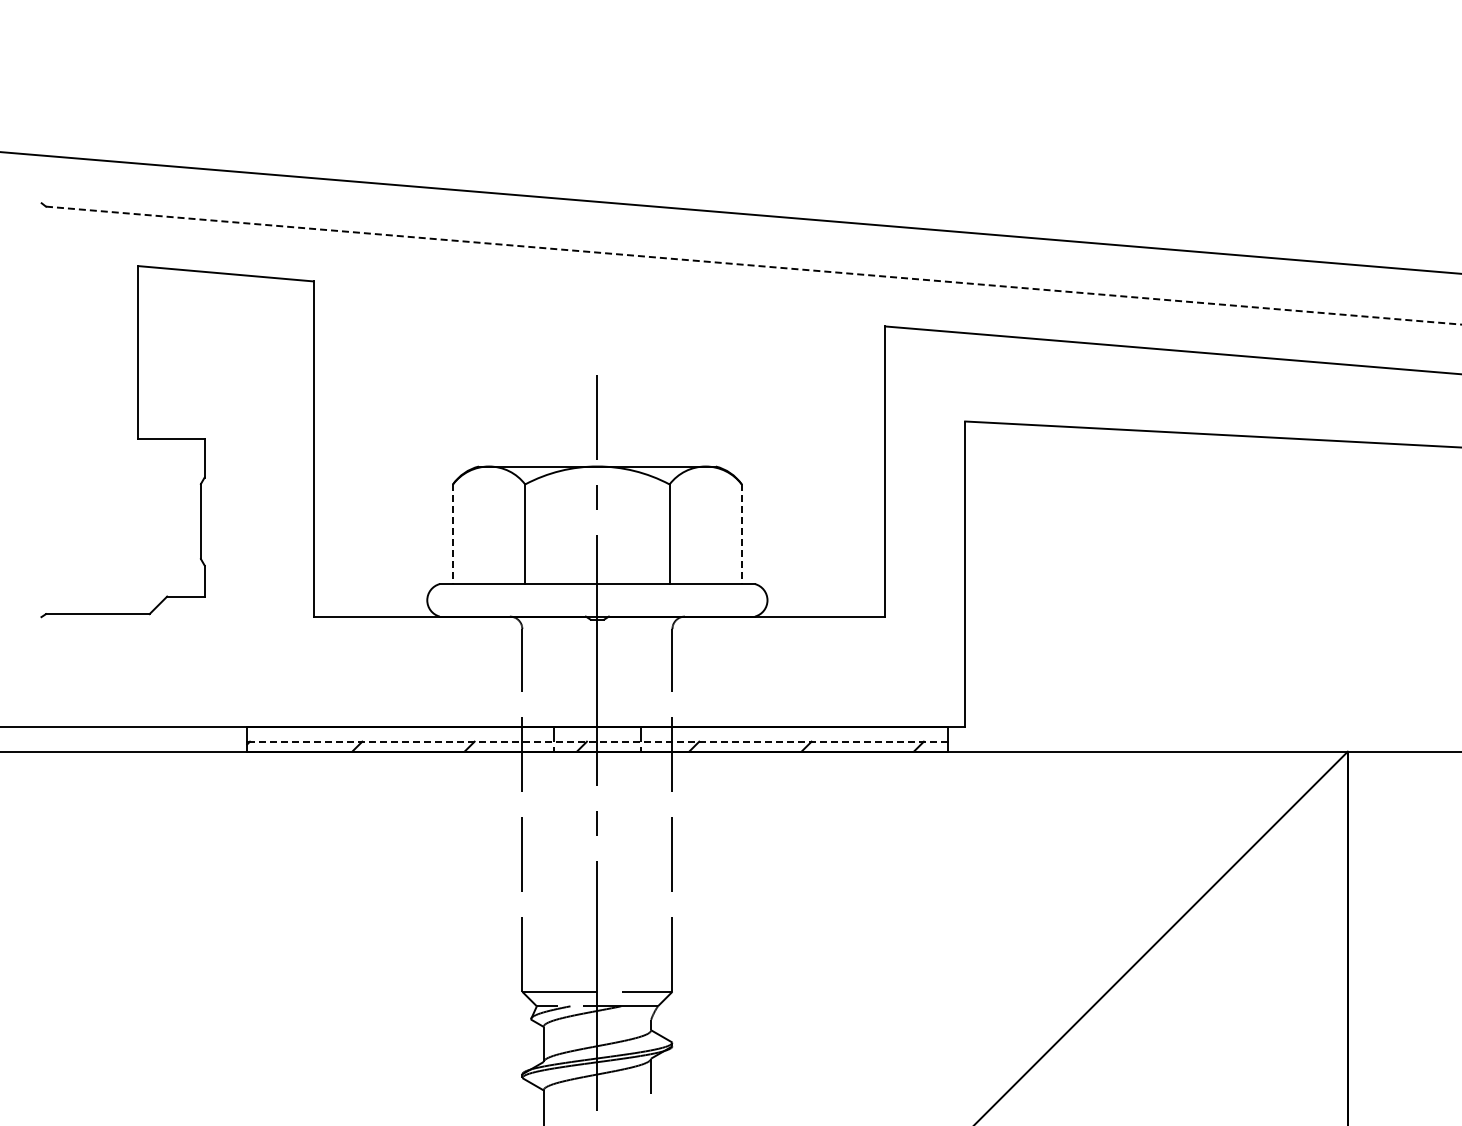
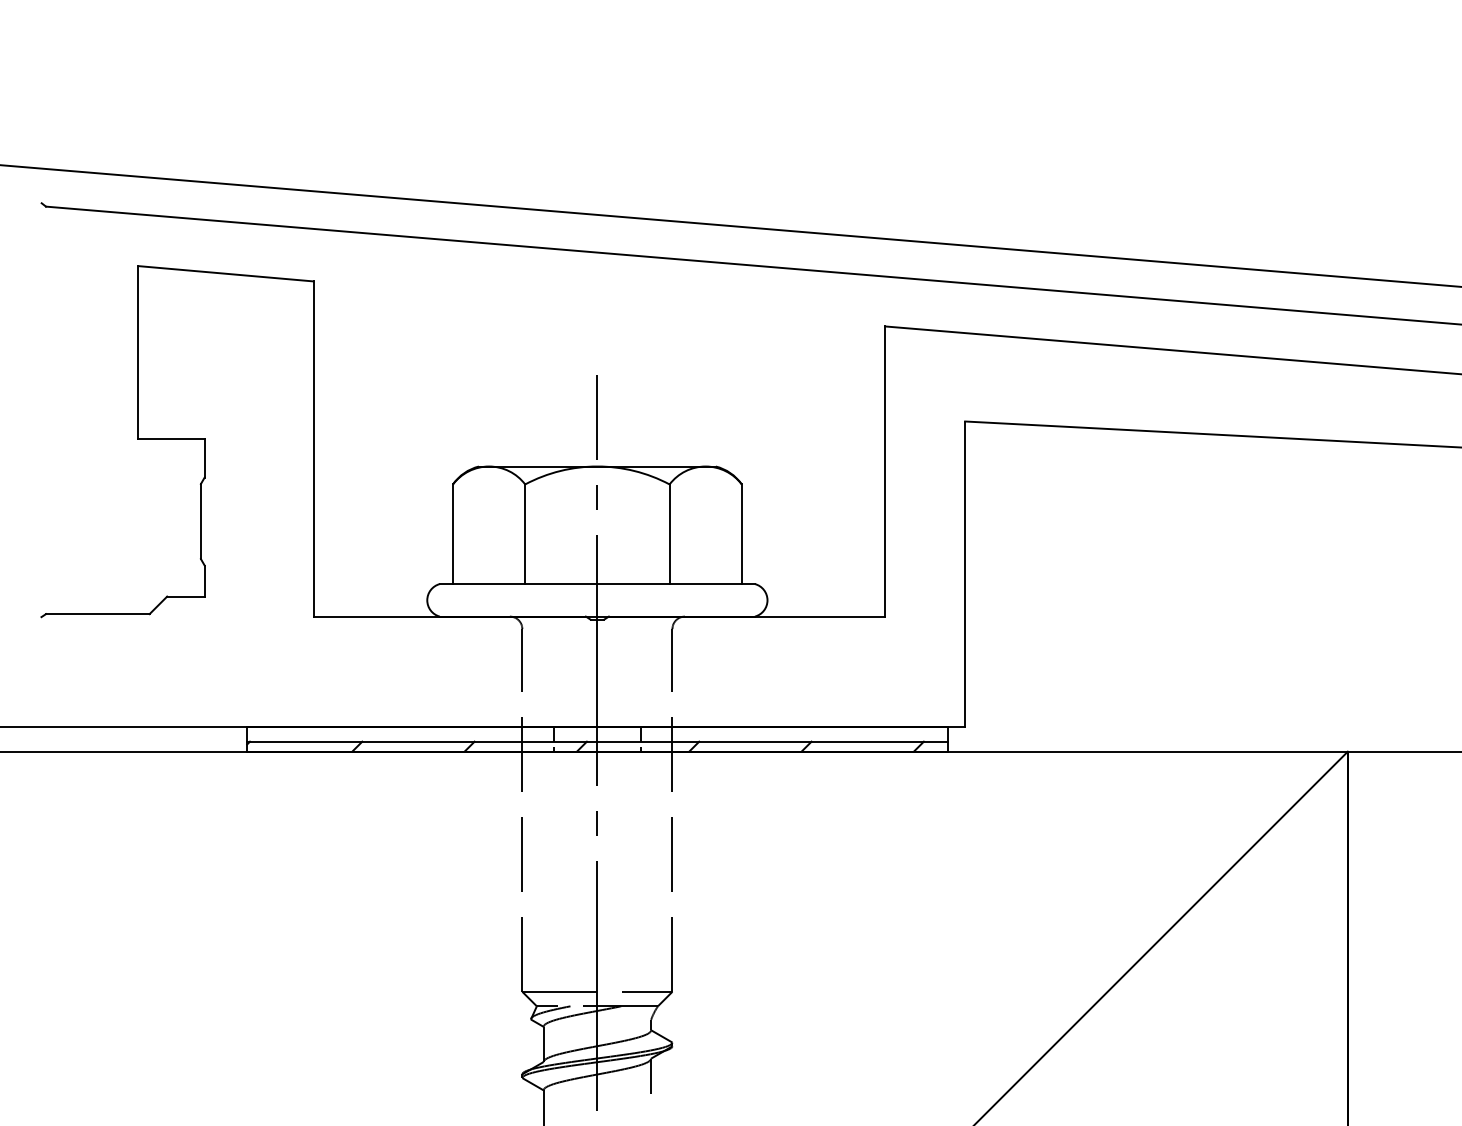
line position: (730, 212) -> (730, 225) (730, 225)
line: dashed -> solid (754, 265)
line: dashed -> solid (452, 534)
line: dashed -> solid (741, 534)
line: dashed -> solid (596, 741)
